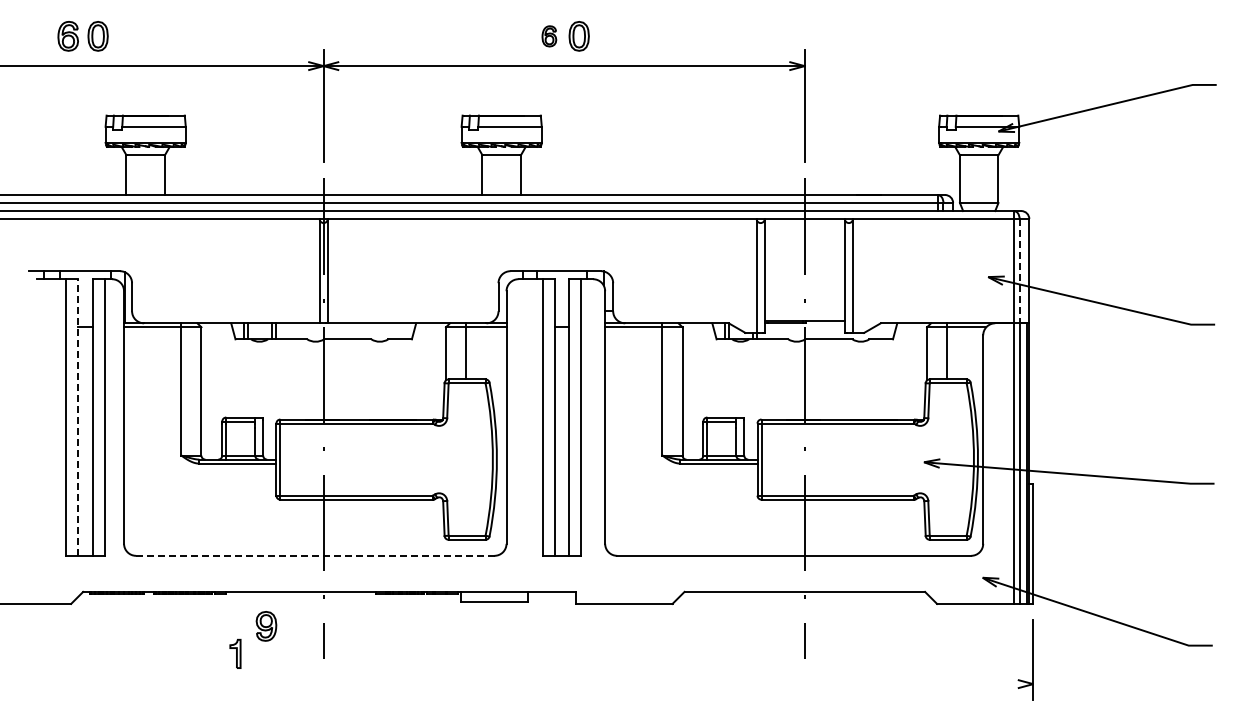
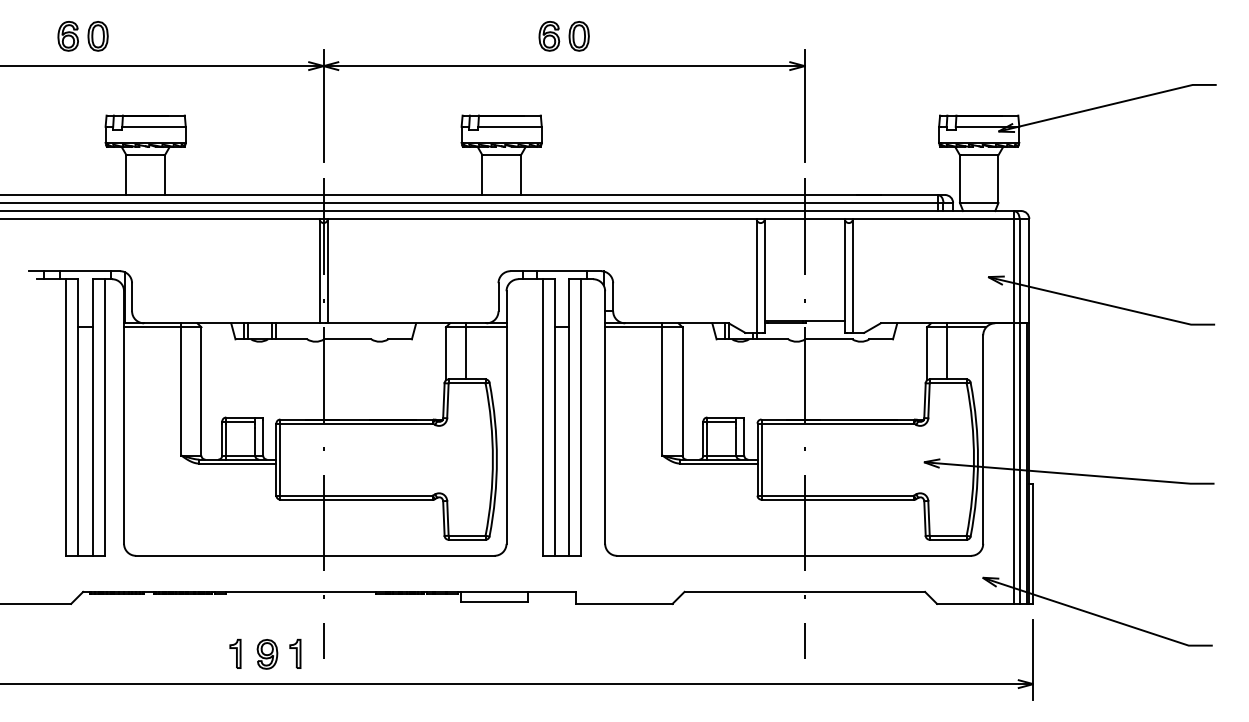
part size: 17x23 px -> 23x31 px (549, 36)
line: dashed -> solid (1019, 271)
line: dashed -> solid (78, 417)
line: dashed -> solid (314, 555)
part position: (266, 626) -> (267, 654) (267, 654)
part: none -> present (295, 653)
line: none -> present (517, 684)
